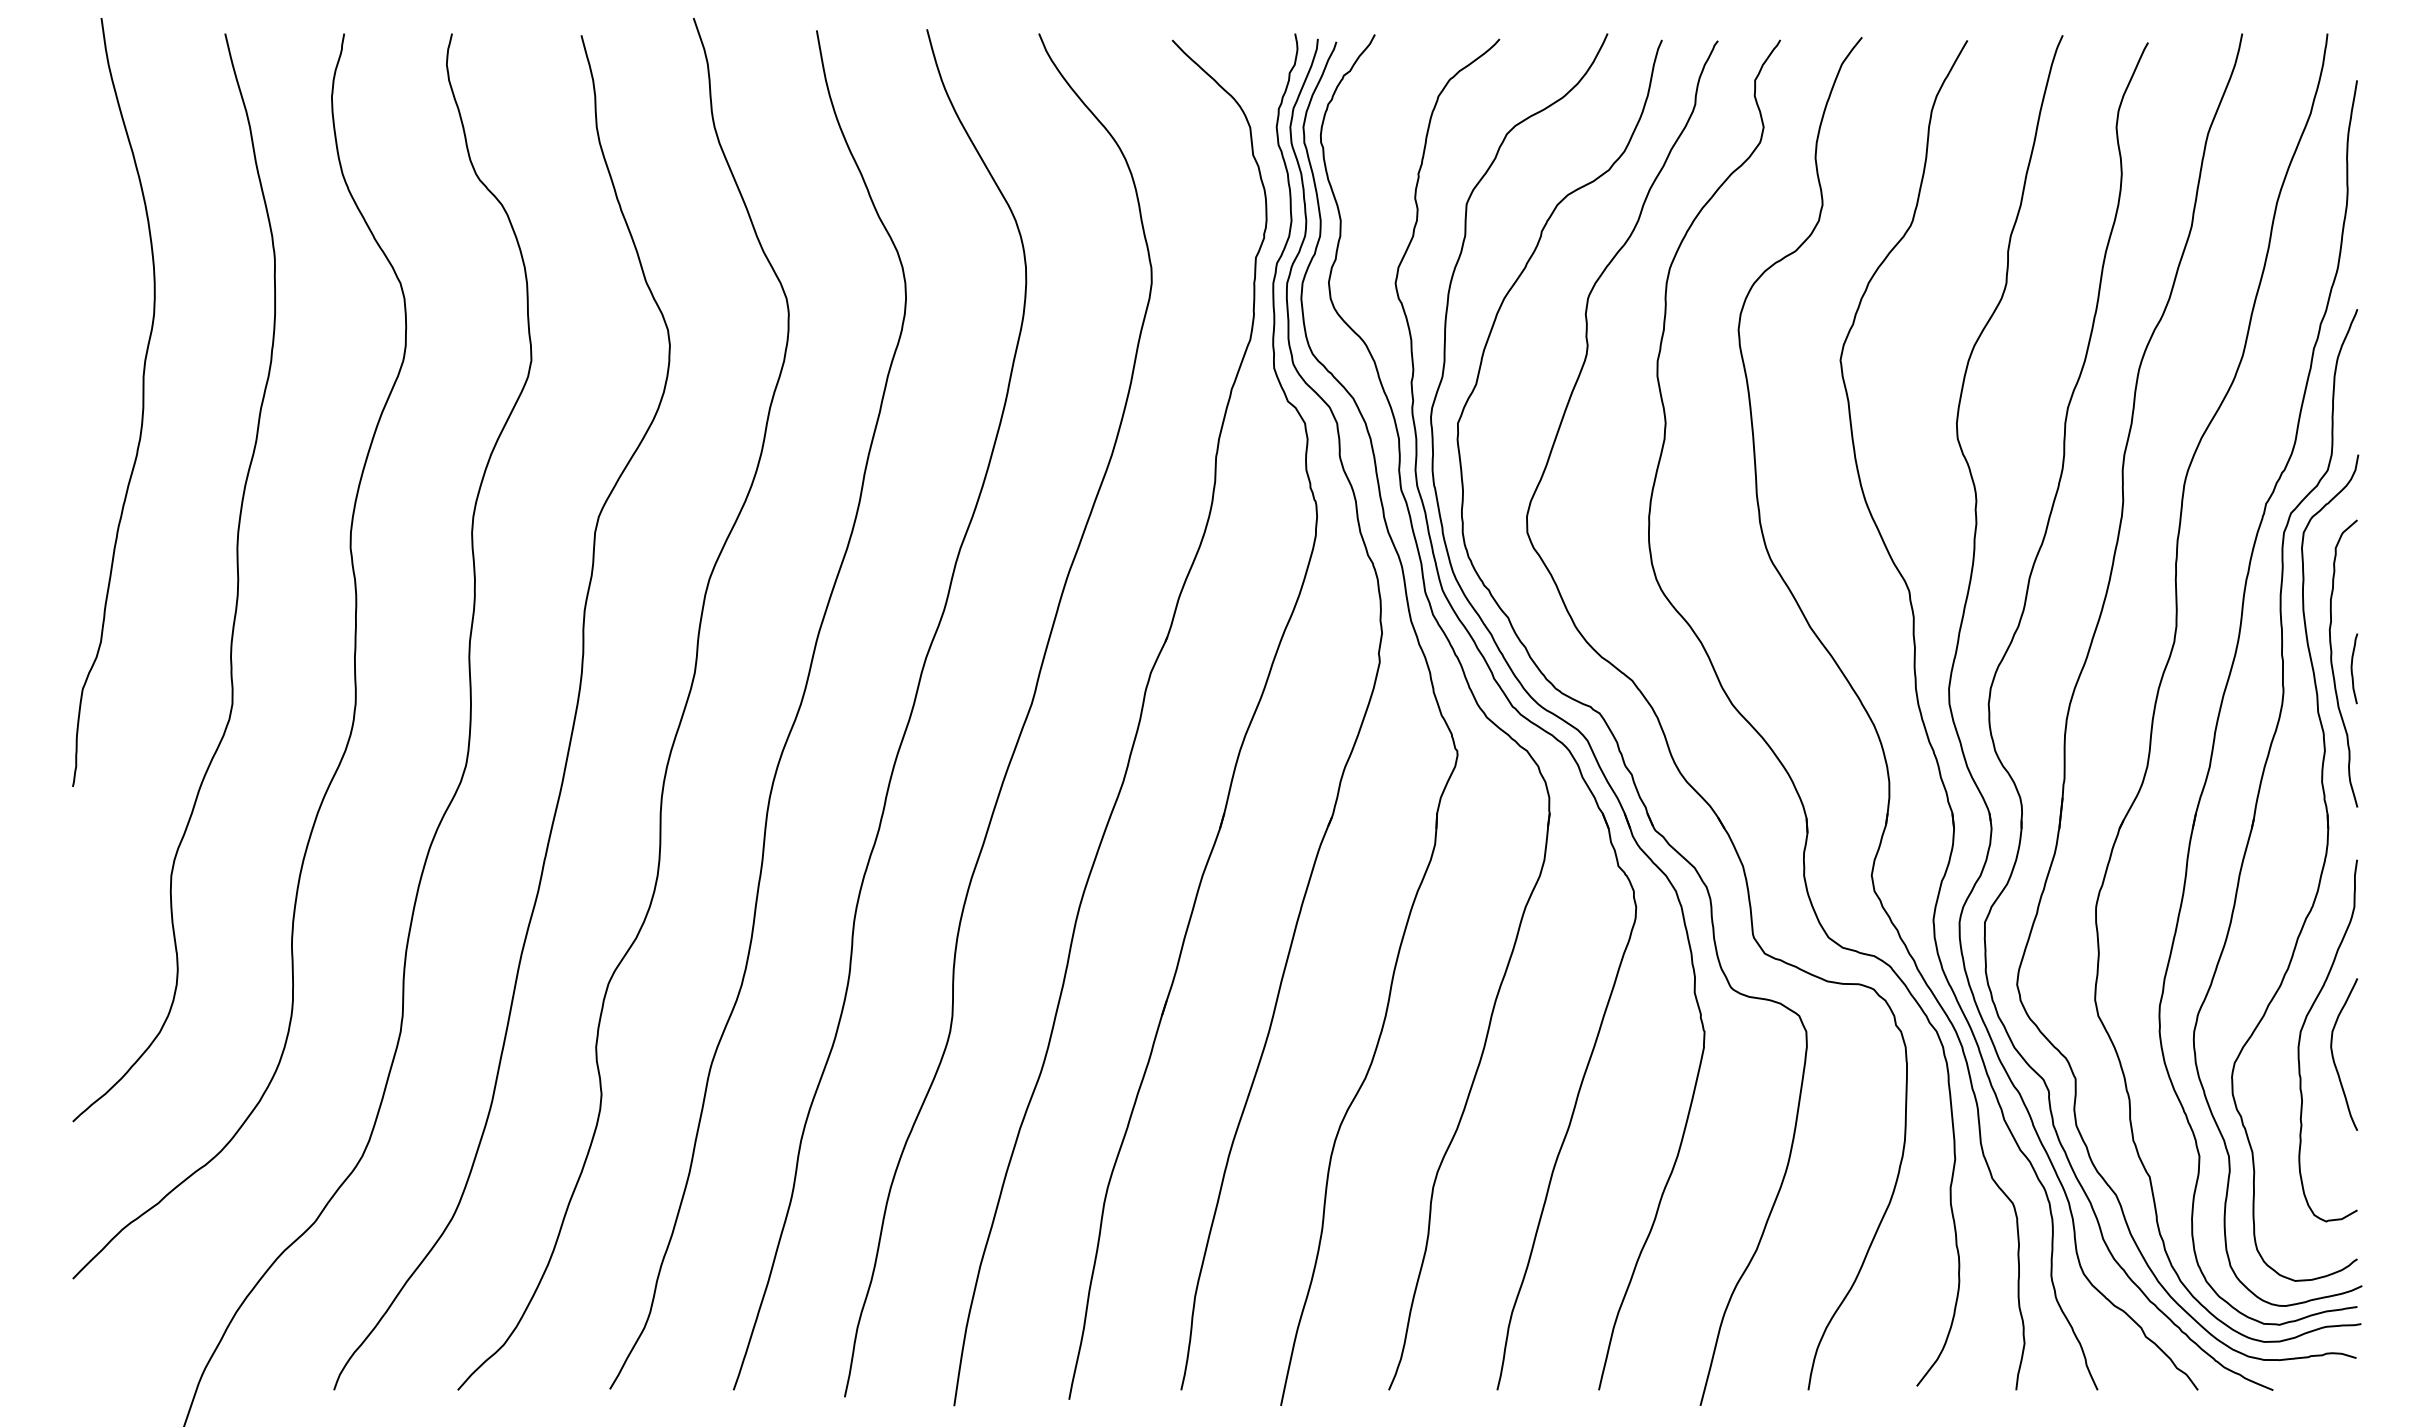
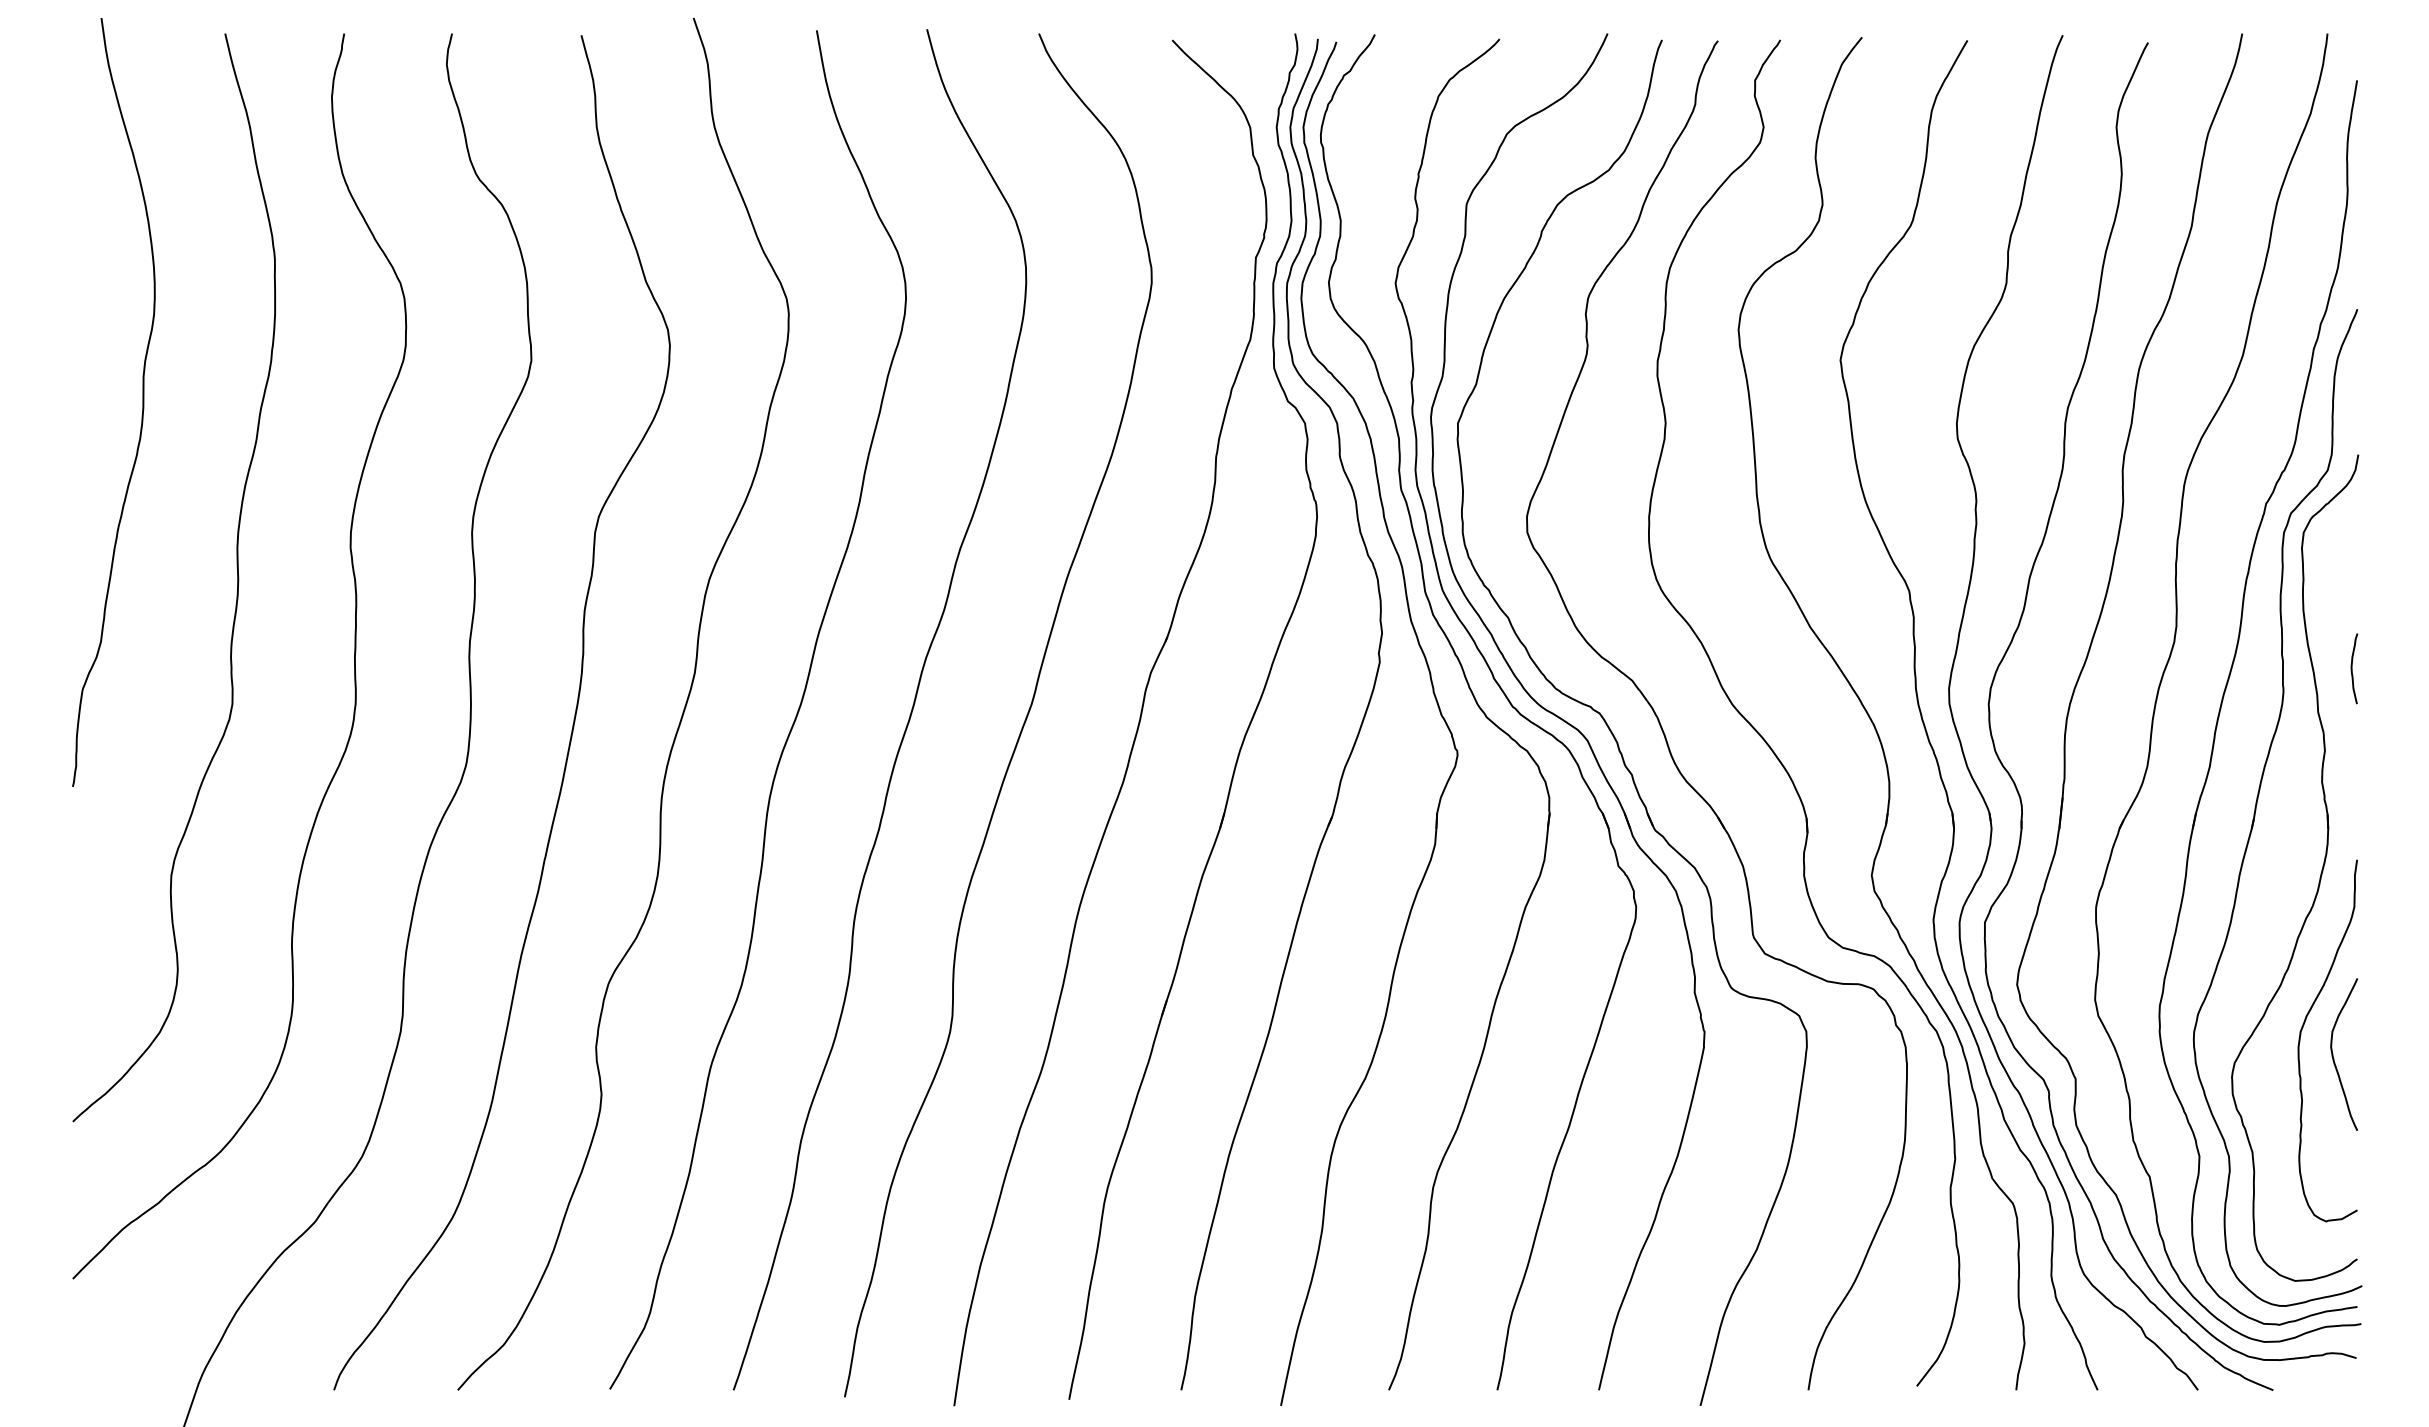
curve: present -> none (2333, 667)
